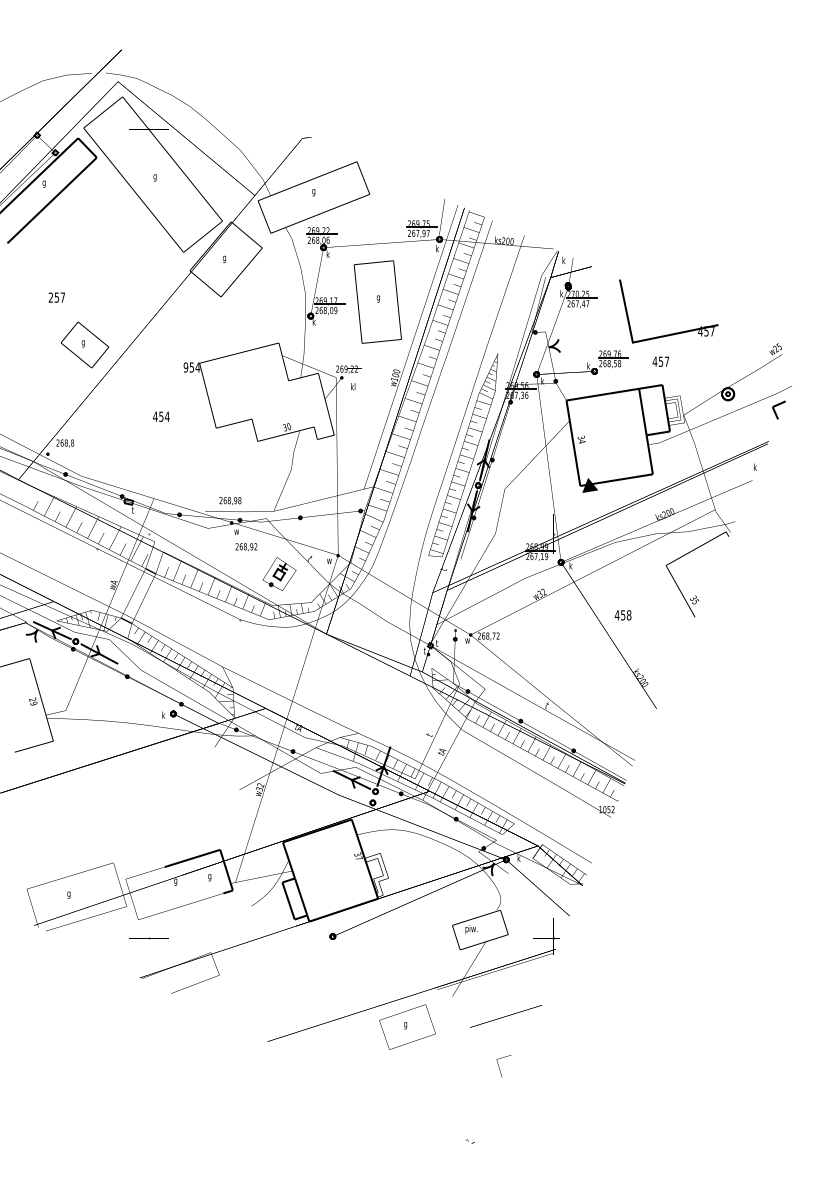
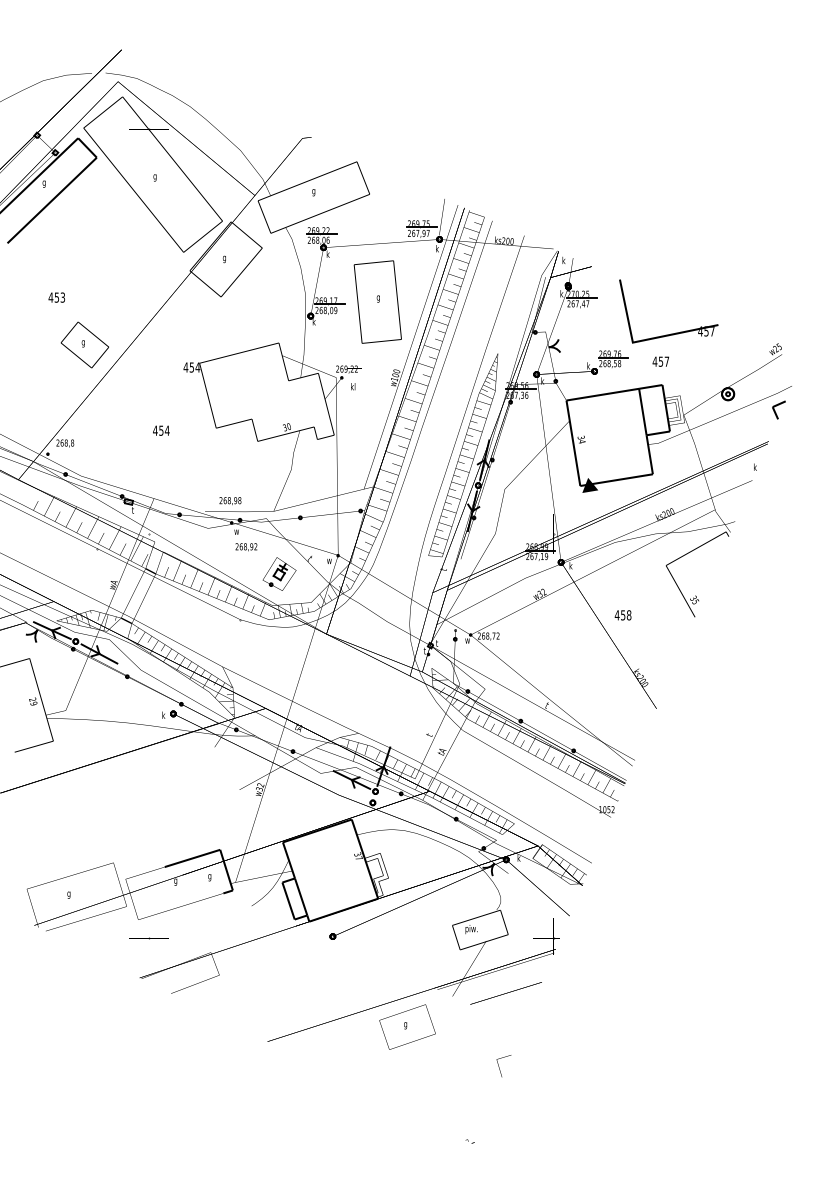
text: 257 -> 453 (56, 297)
text: 954 -> 454 (185, 367)
text position: (161, 416) -> (161, 430) (161, 430)
part position: (505, 1016) -> (505, 993) (505, 993)
